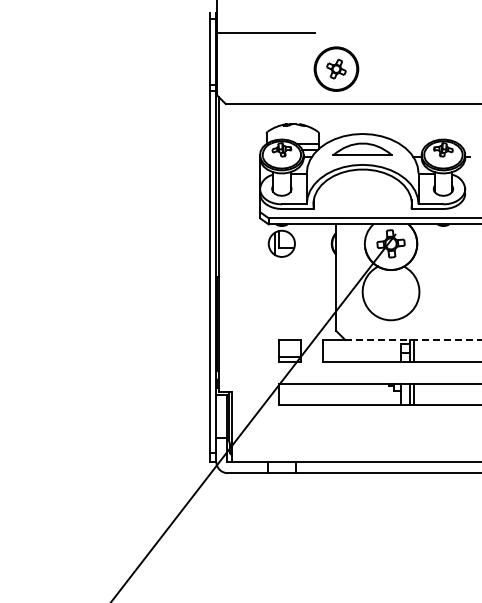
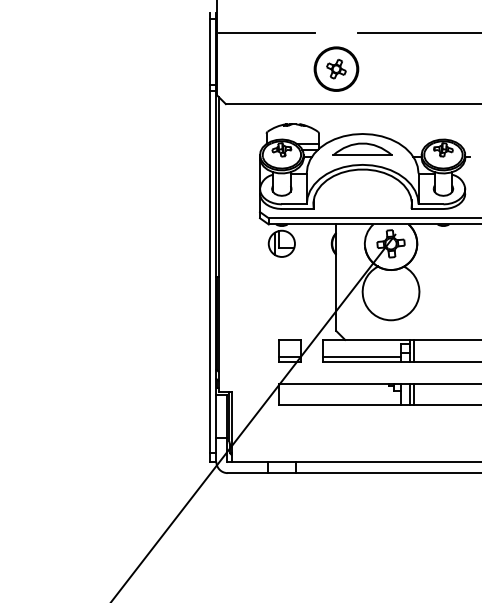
line: none -> present (418, 32)
line: dashed -> solid (414, 339)
line: none -> present (361, 357)
